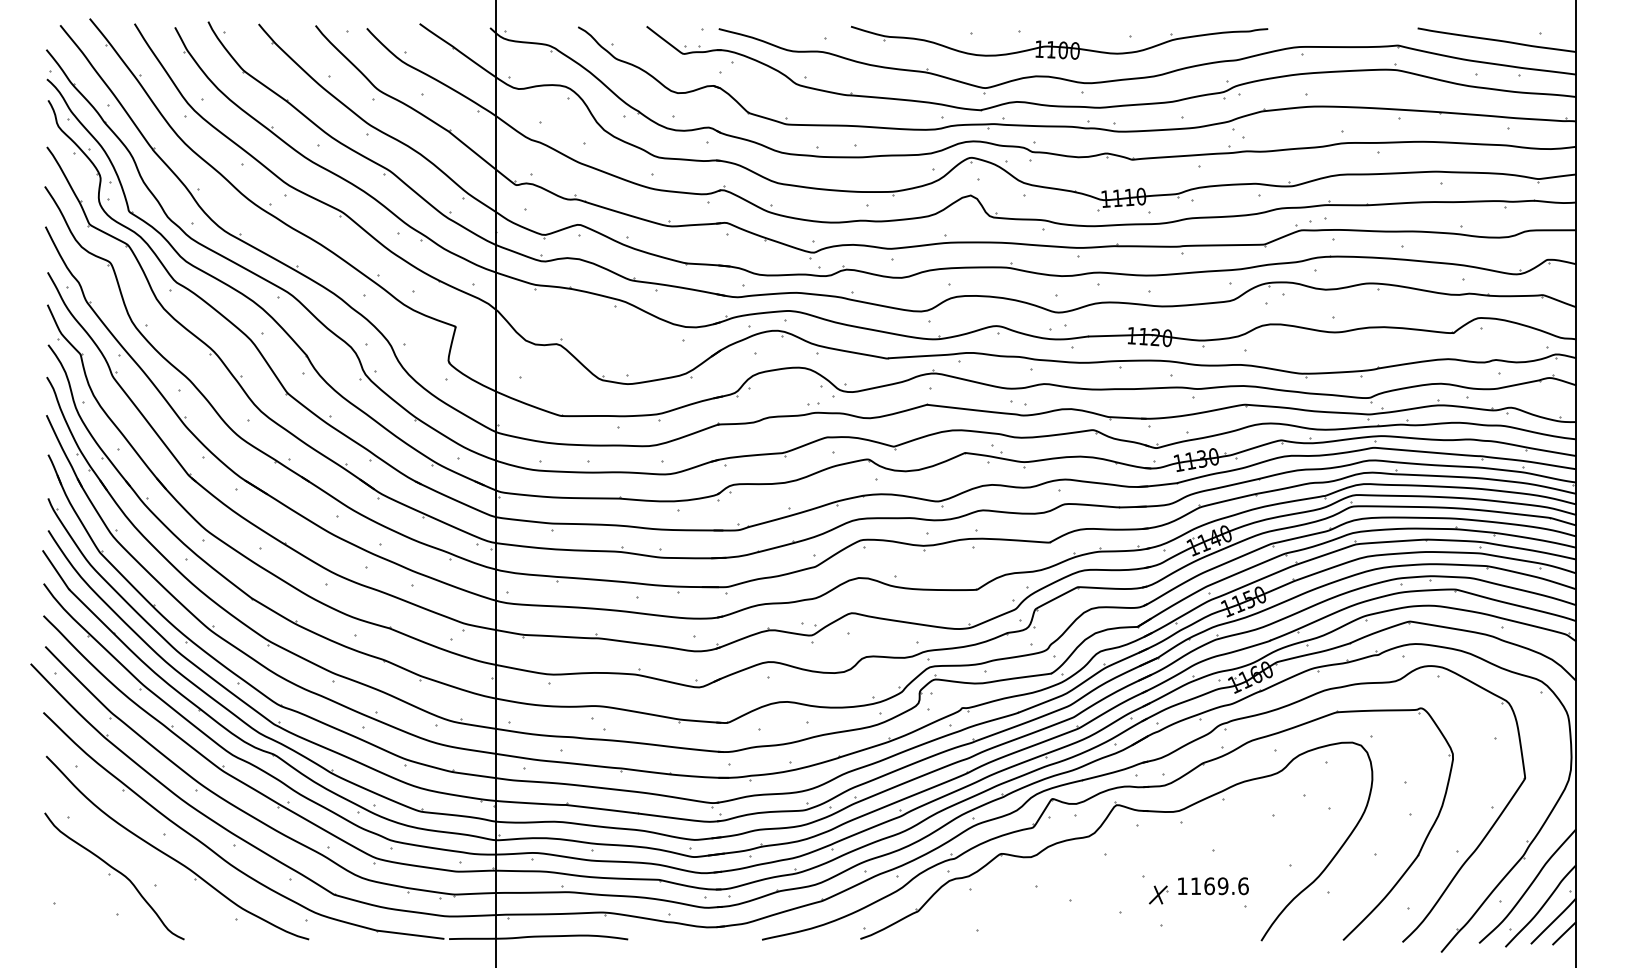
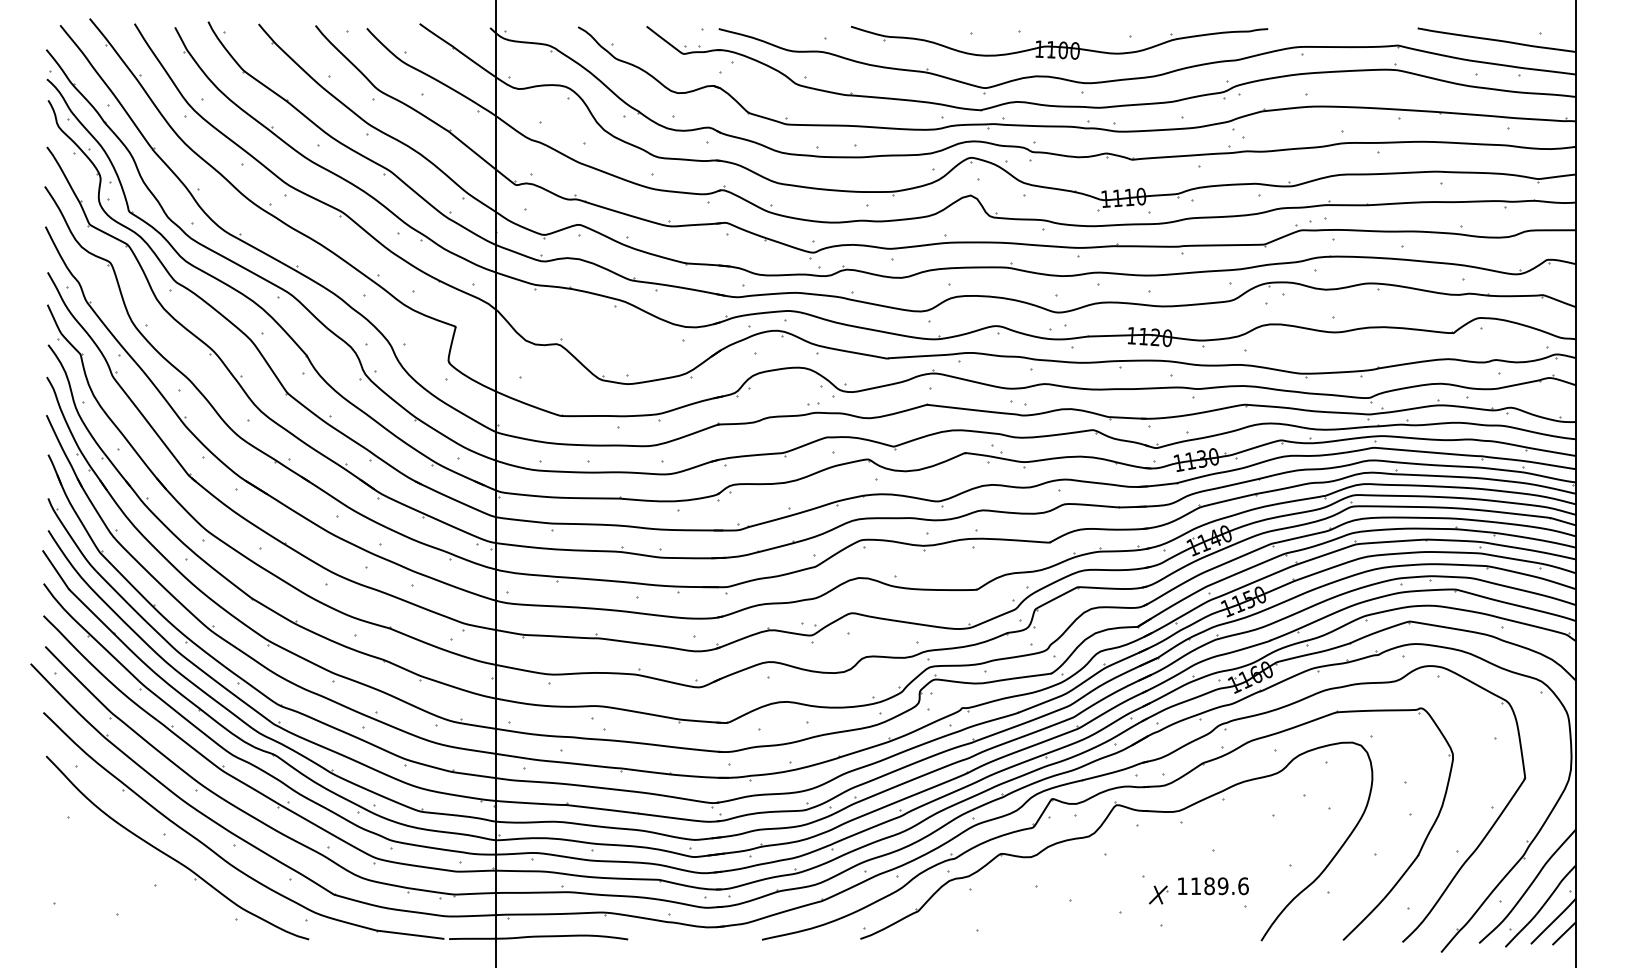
part: present -> none (114, 876)
text: 1169.6 -> 1189.6 (1209, 885)
